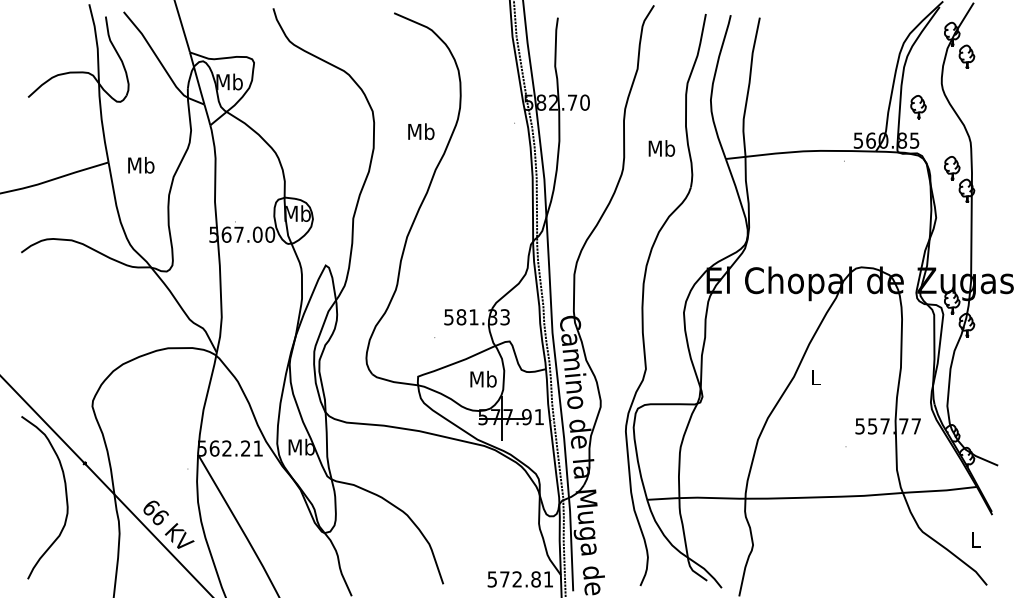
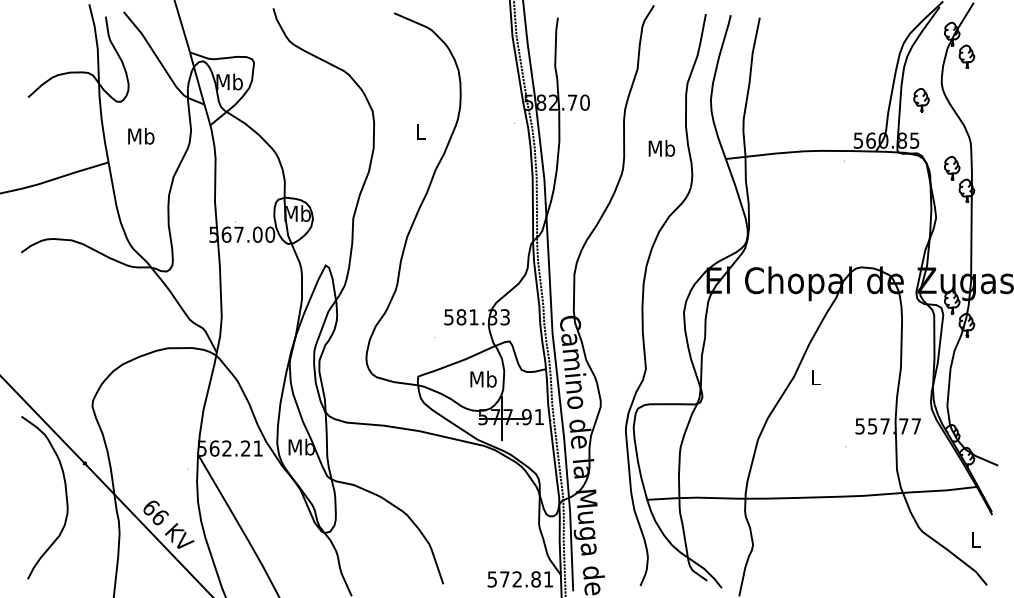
part position: (918, 107) -> (921, 100) (921, 100)
text: Mb -> L (421, 131)
text position: (141, 165) -> (141, 136) (141, 136)
